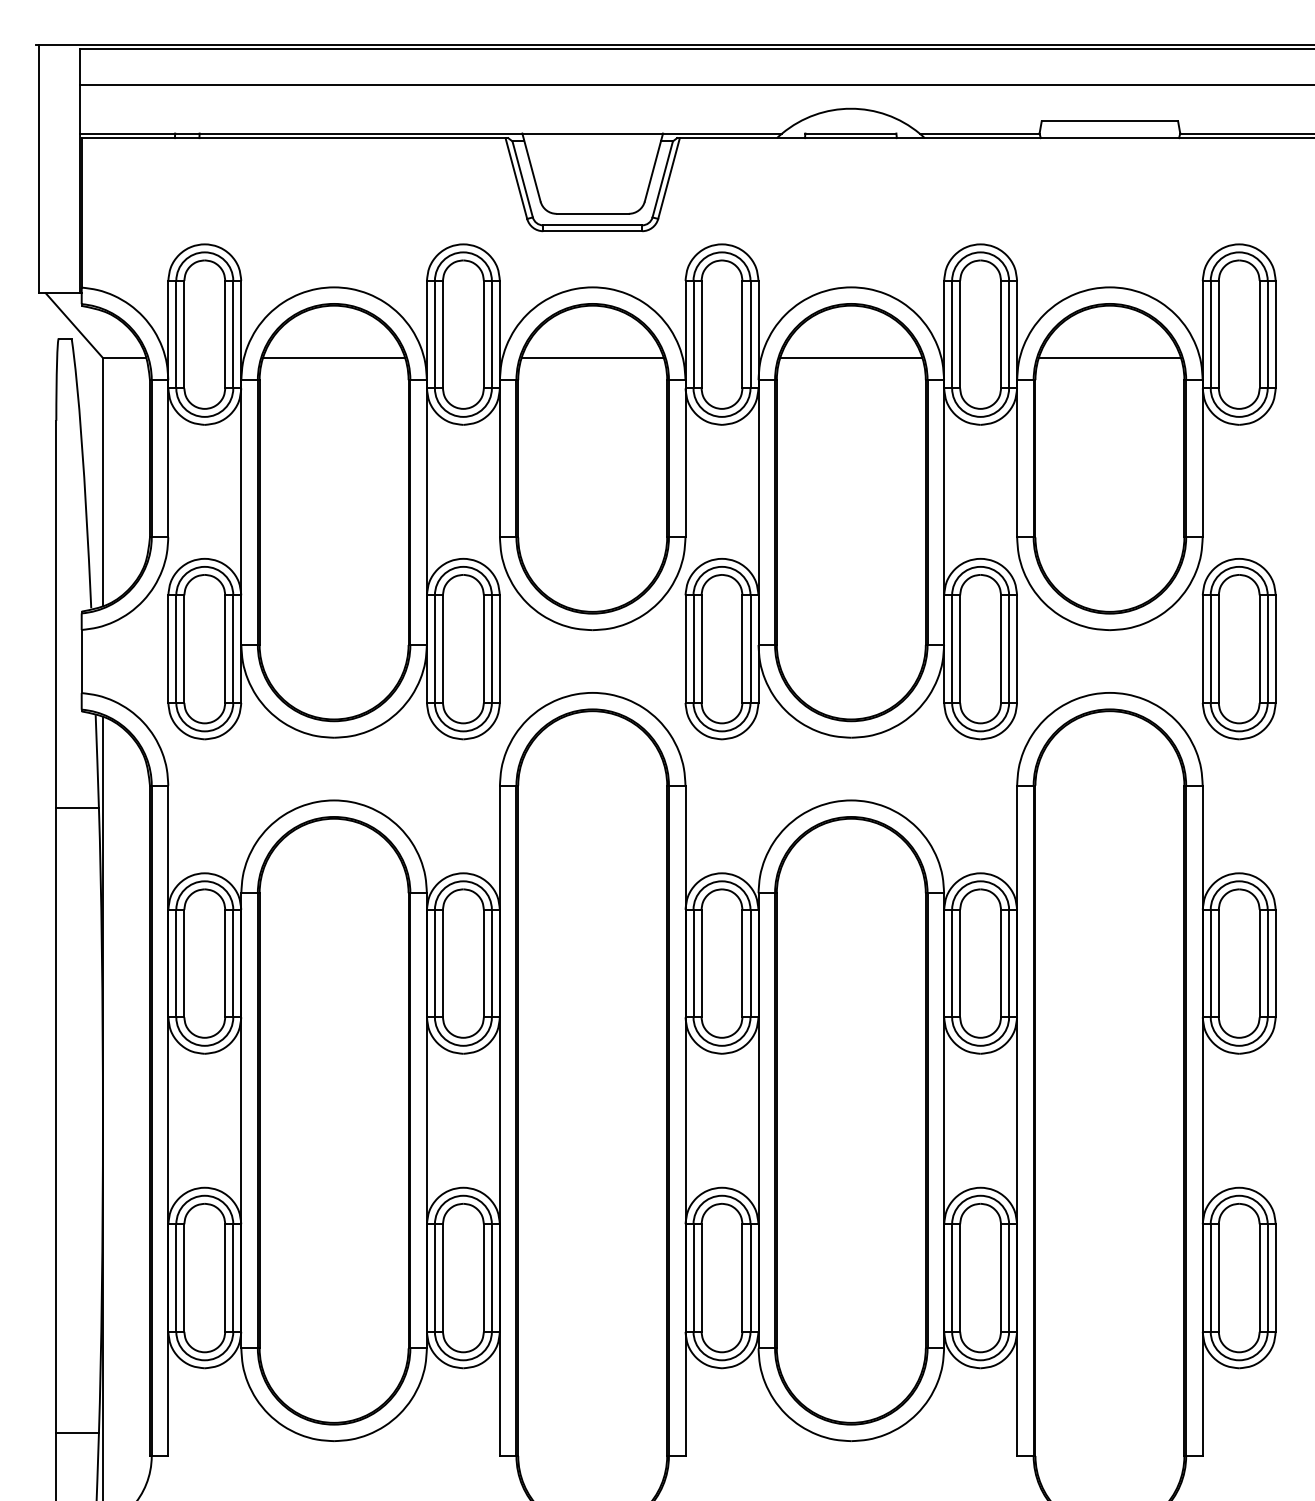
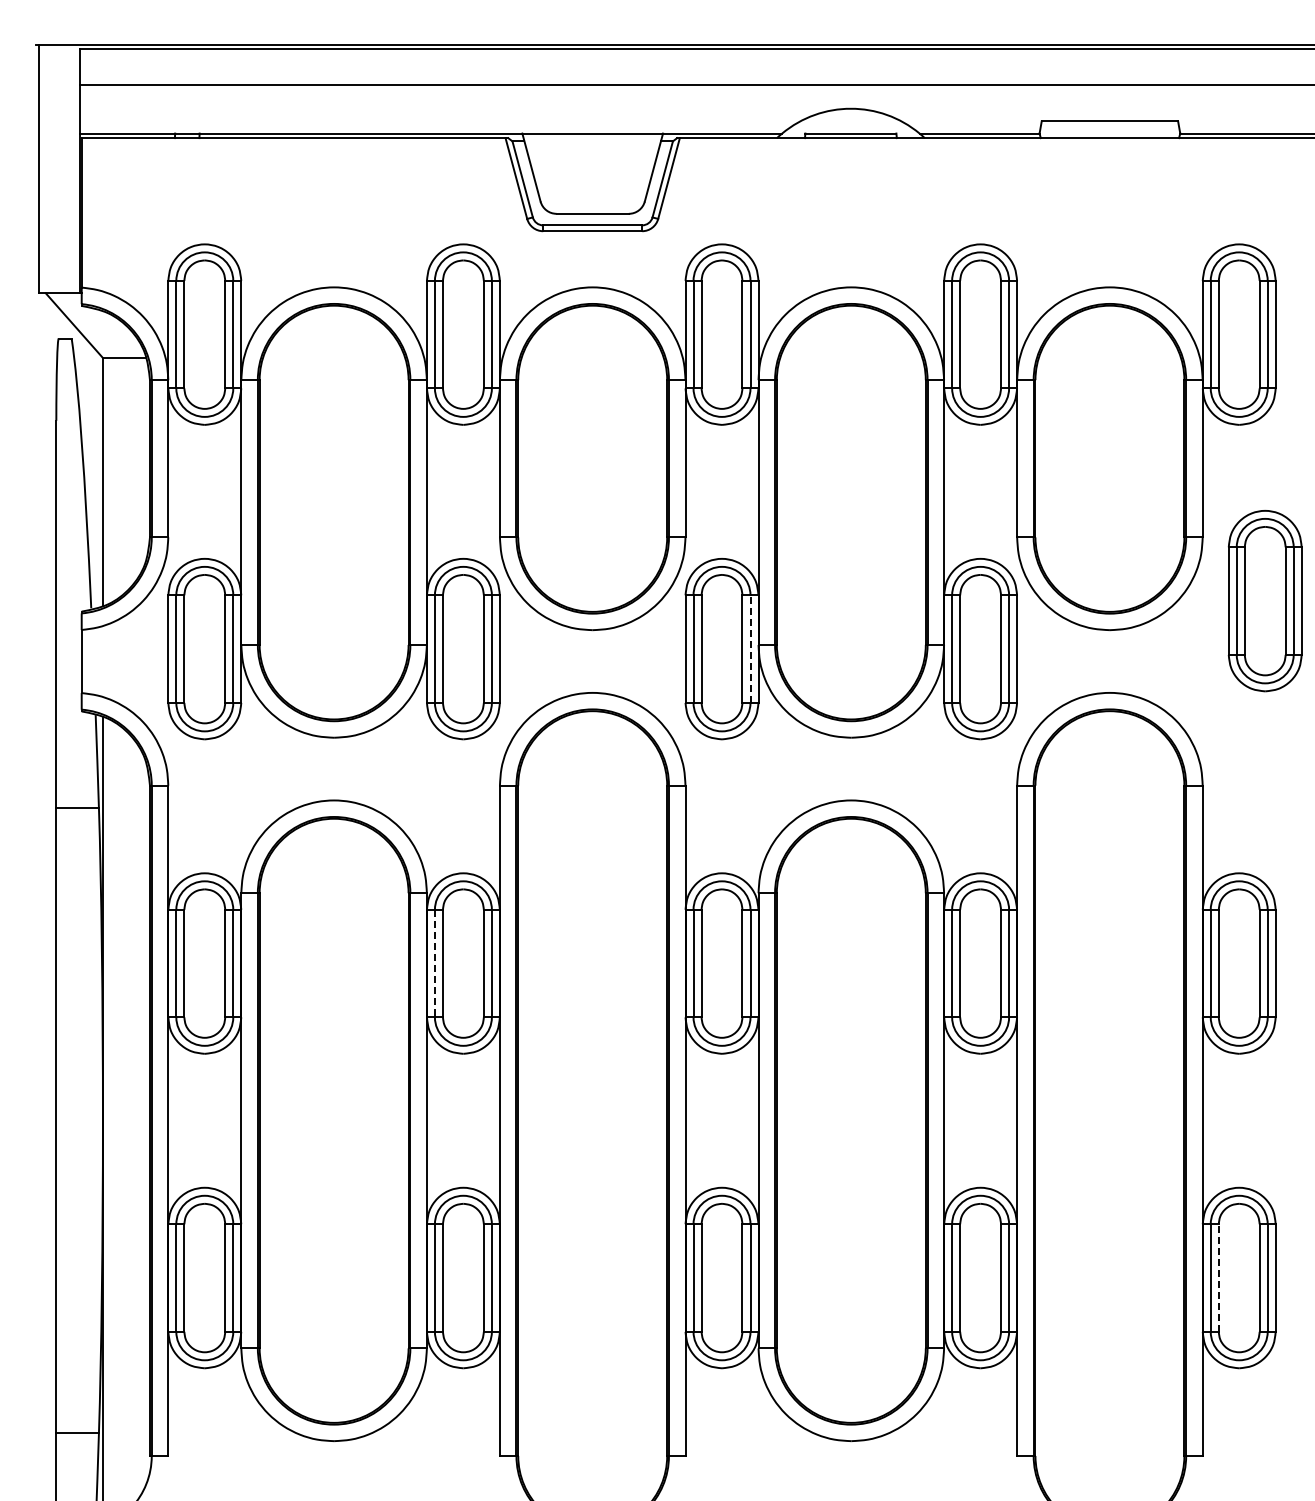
line: present -> none (334, 358)
line: present -> none (592, 358)
line: present -> none (851, 358)
line: present -> none (1109, 358)
line: solid -> dashed (750, 649)
part position: (1238, 649) -> (1264, 601) (1264, 601)
line: solid -> dashed (434, 963)
line: solid -> dashed (1218, 1278)
